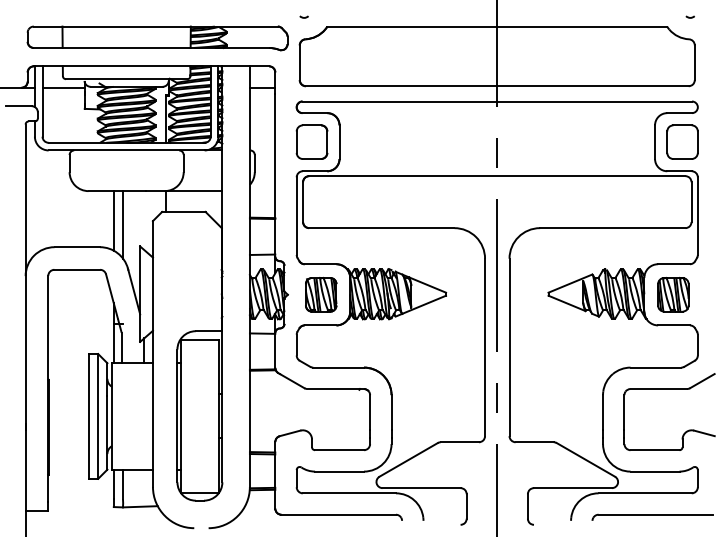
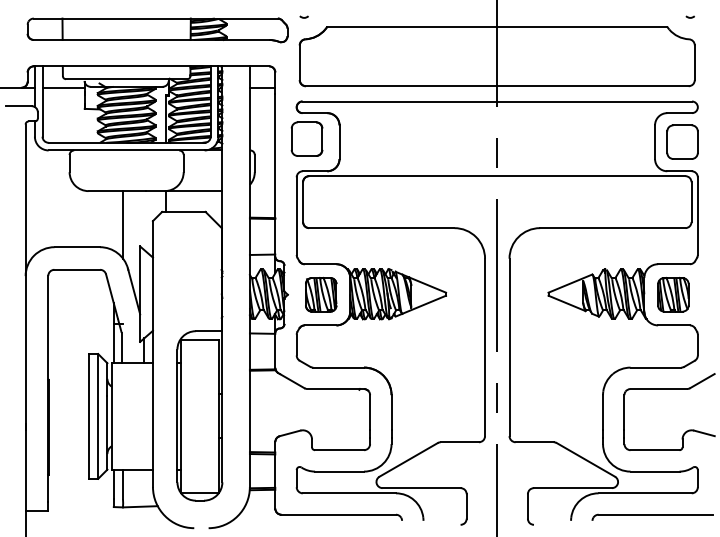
part position: (157, 38) -> (157, 30) (157, 30)
part position: (311, 141) -> (306, 138) (306, 138)
line: present -> none (113, 220)
